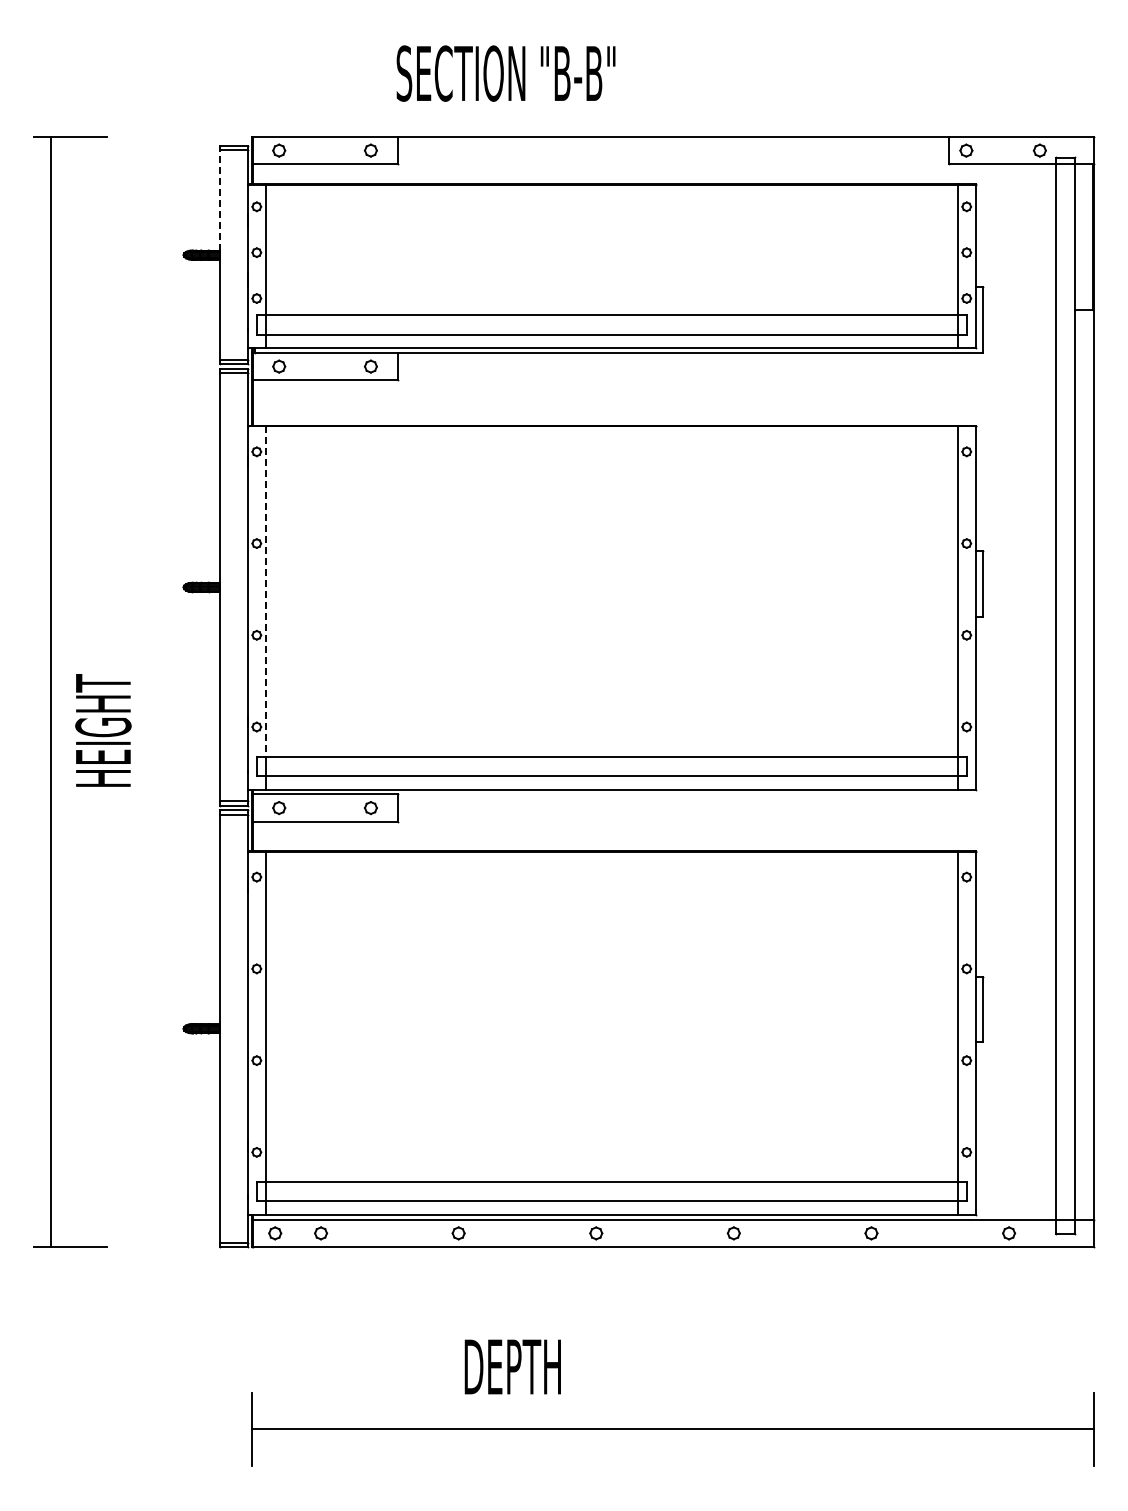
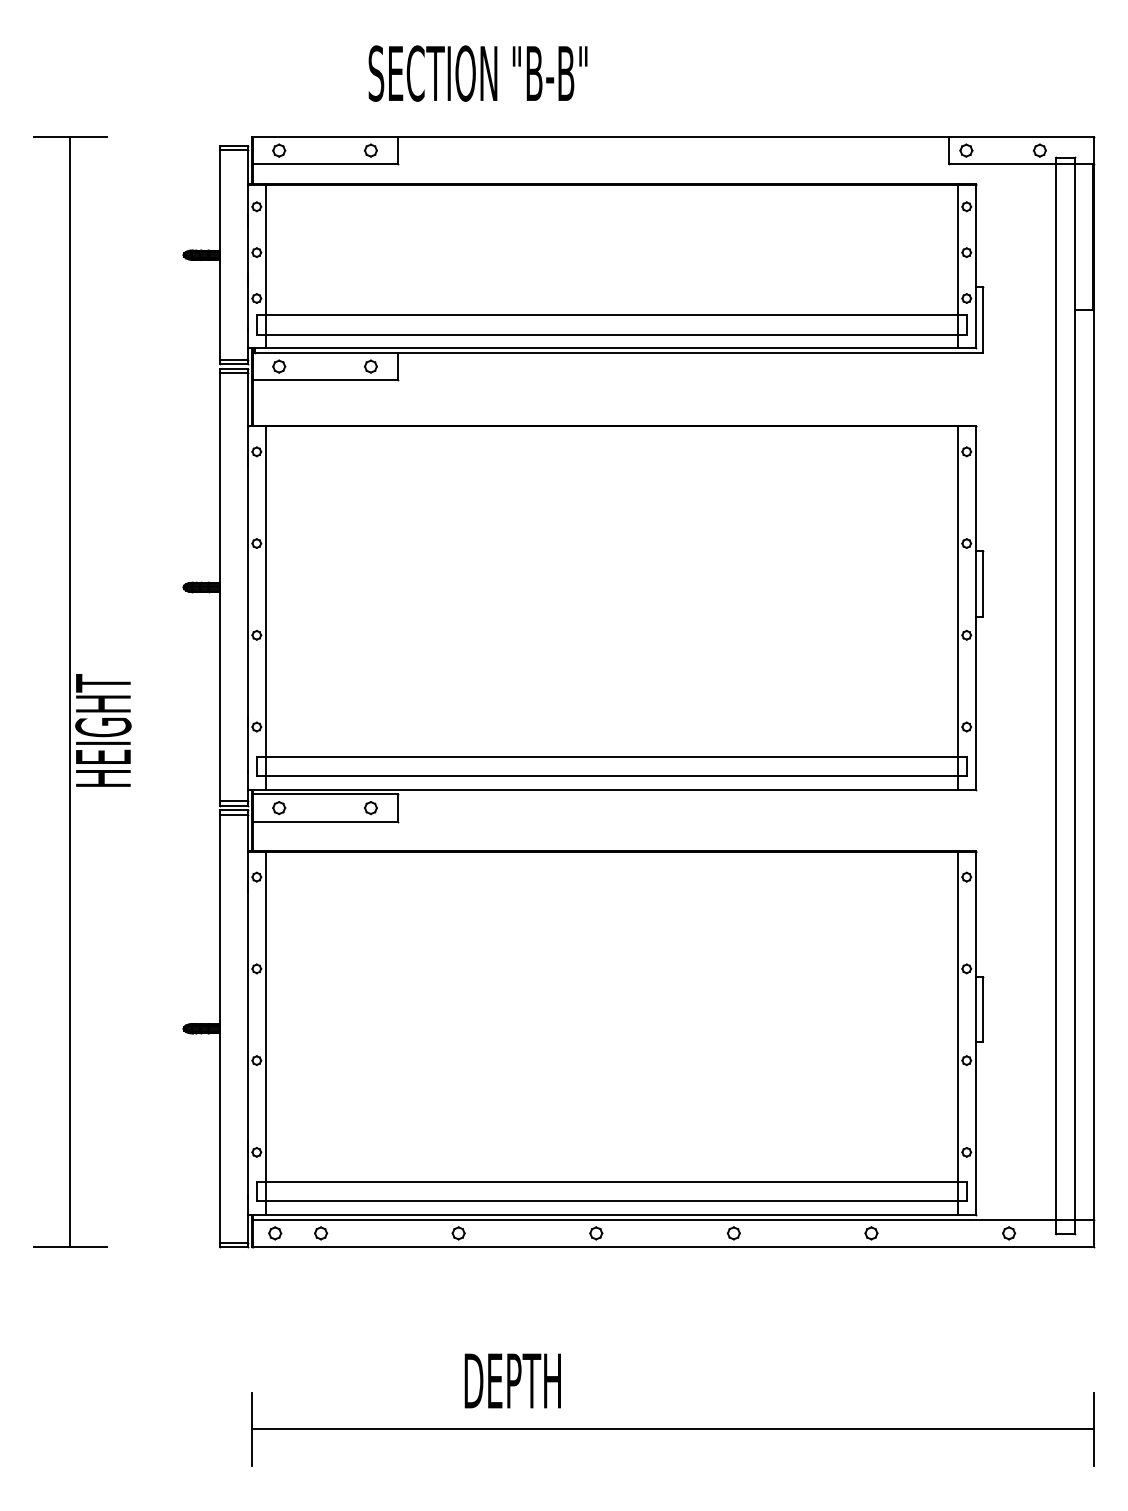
text position: (505, 73) -> (477, 73) (477, 73)
line: dashed -> solid (220, 199)
line: dashed -> solid (265, 592)
line position: (51, 691) -> (70, 691) (70, 691)
text position: (512, 1366) -> (512, 1380) (512, 1380)
